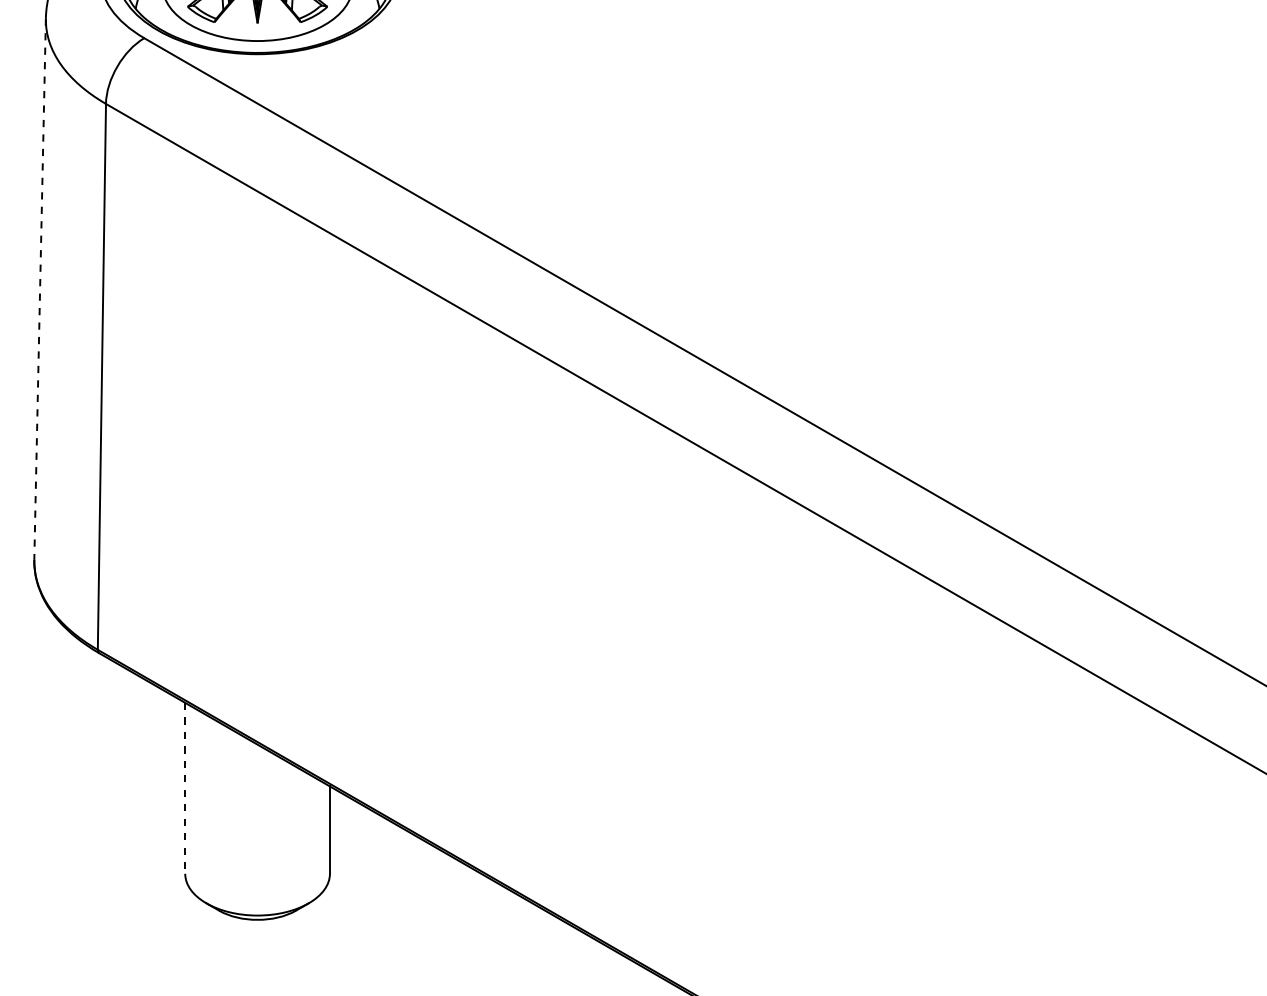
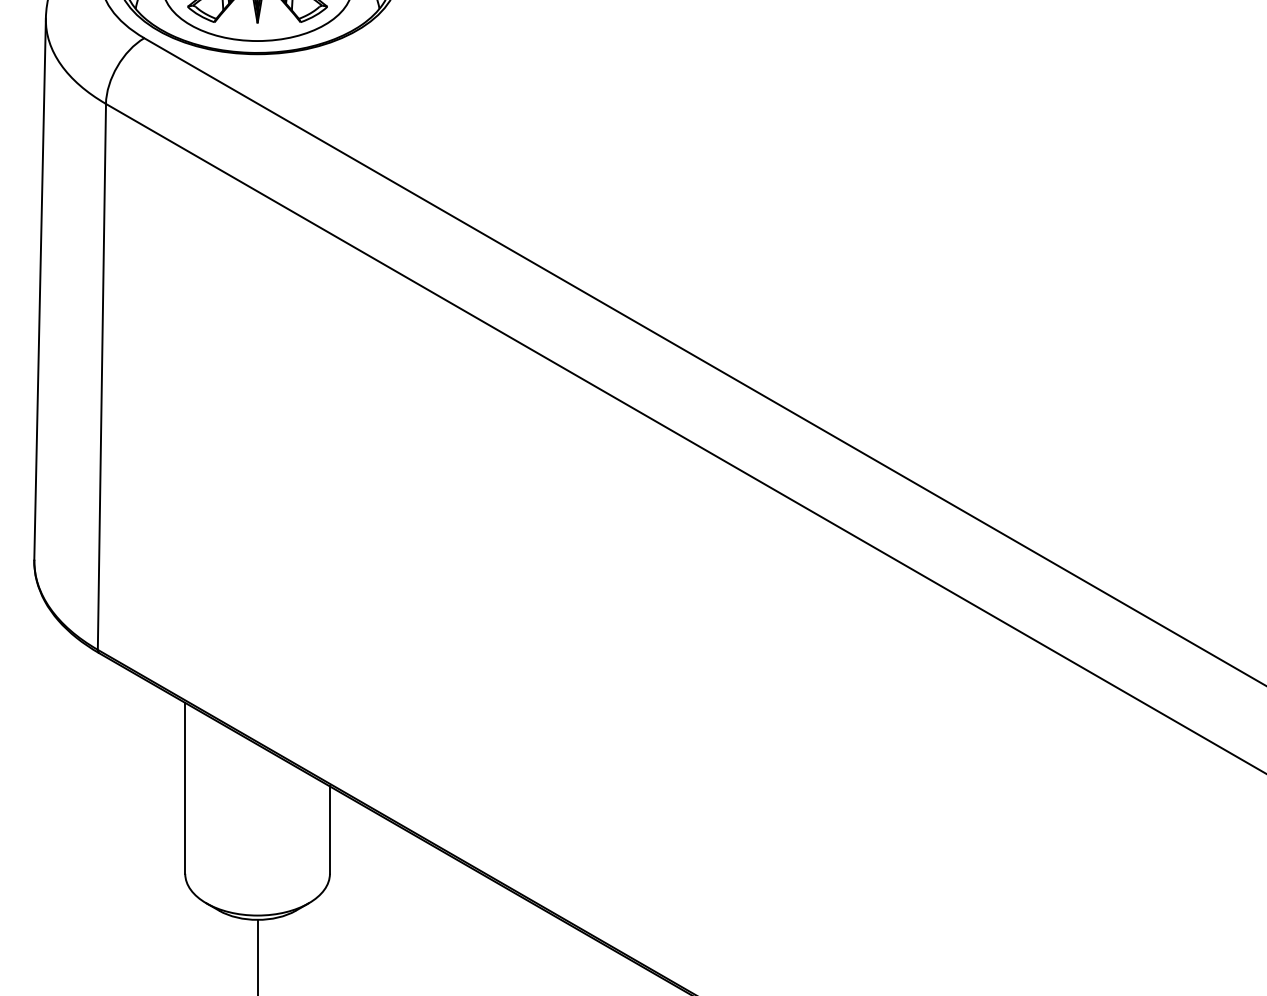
line: dashed -> solid (40, 289)
line: dashed -> solid (185, 788)
line: none -> present (257, 955)
